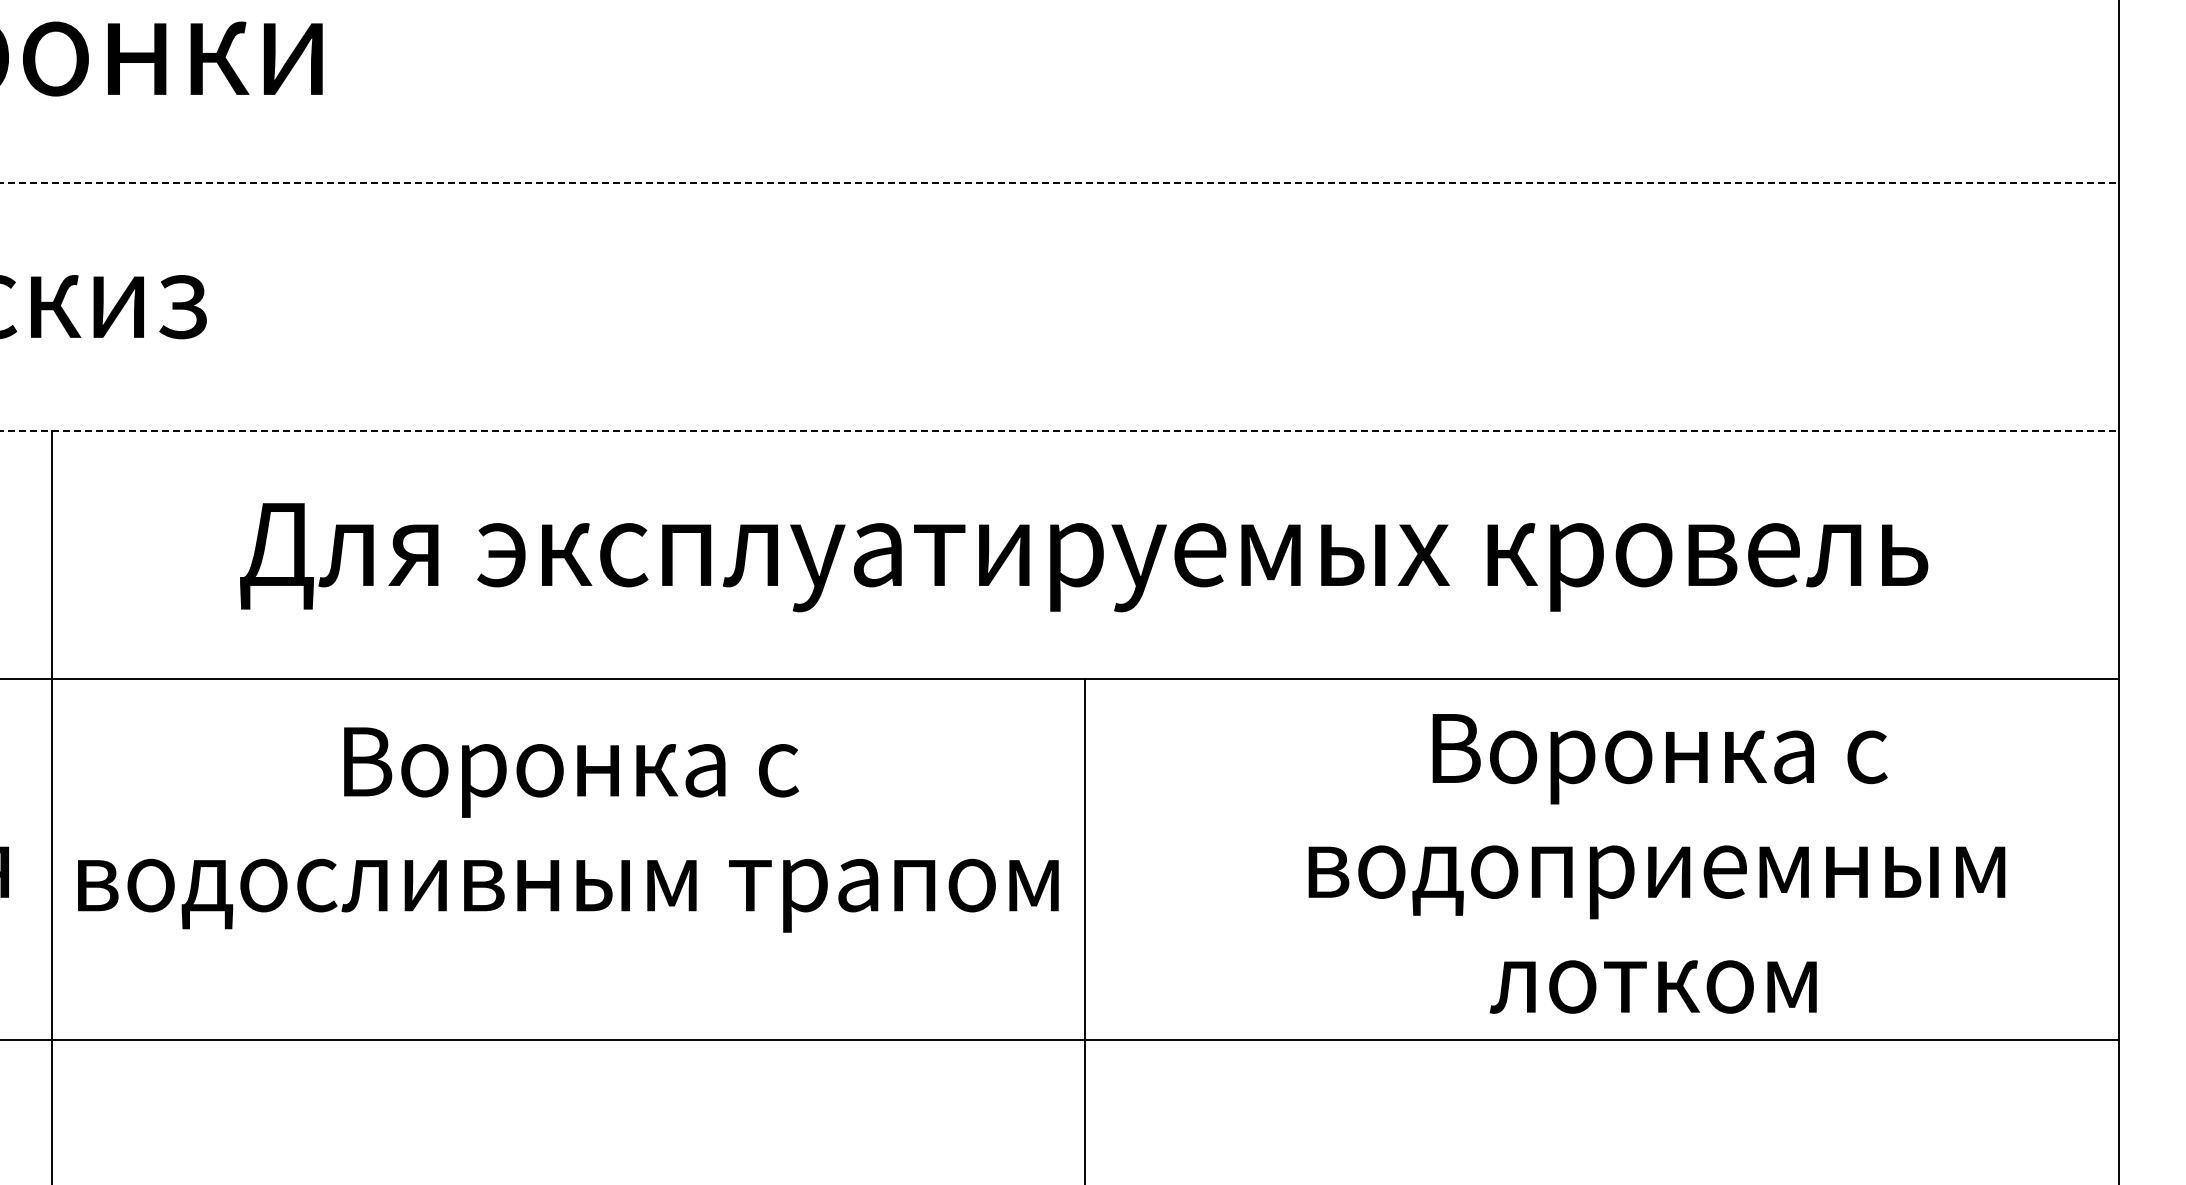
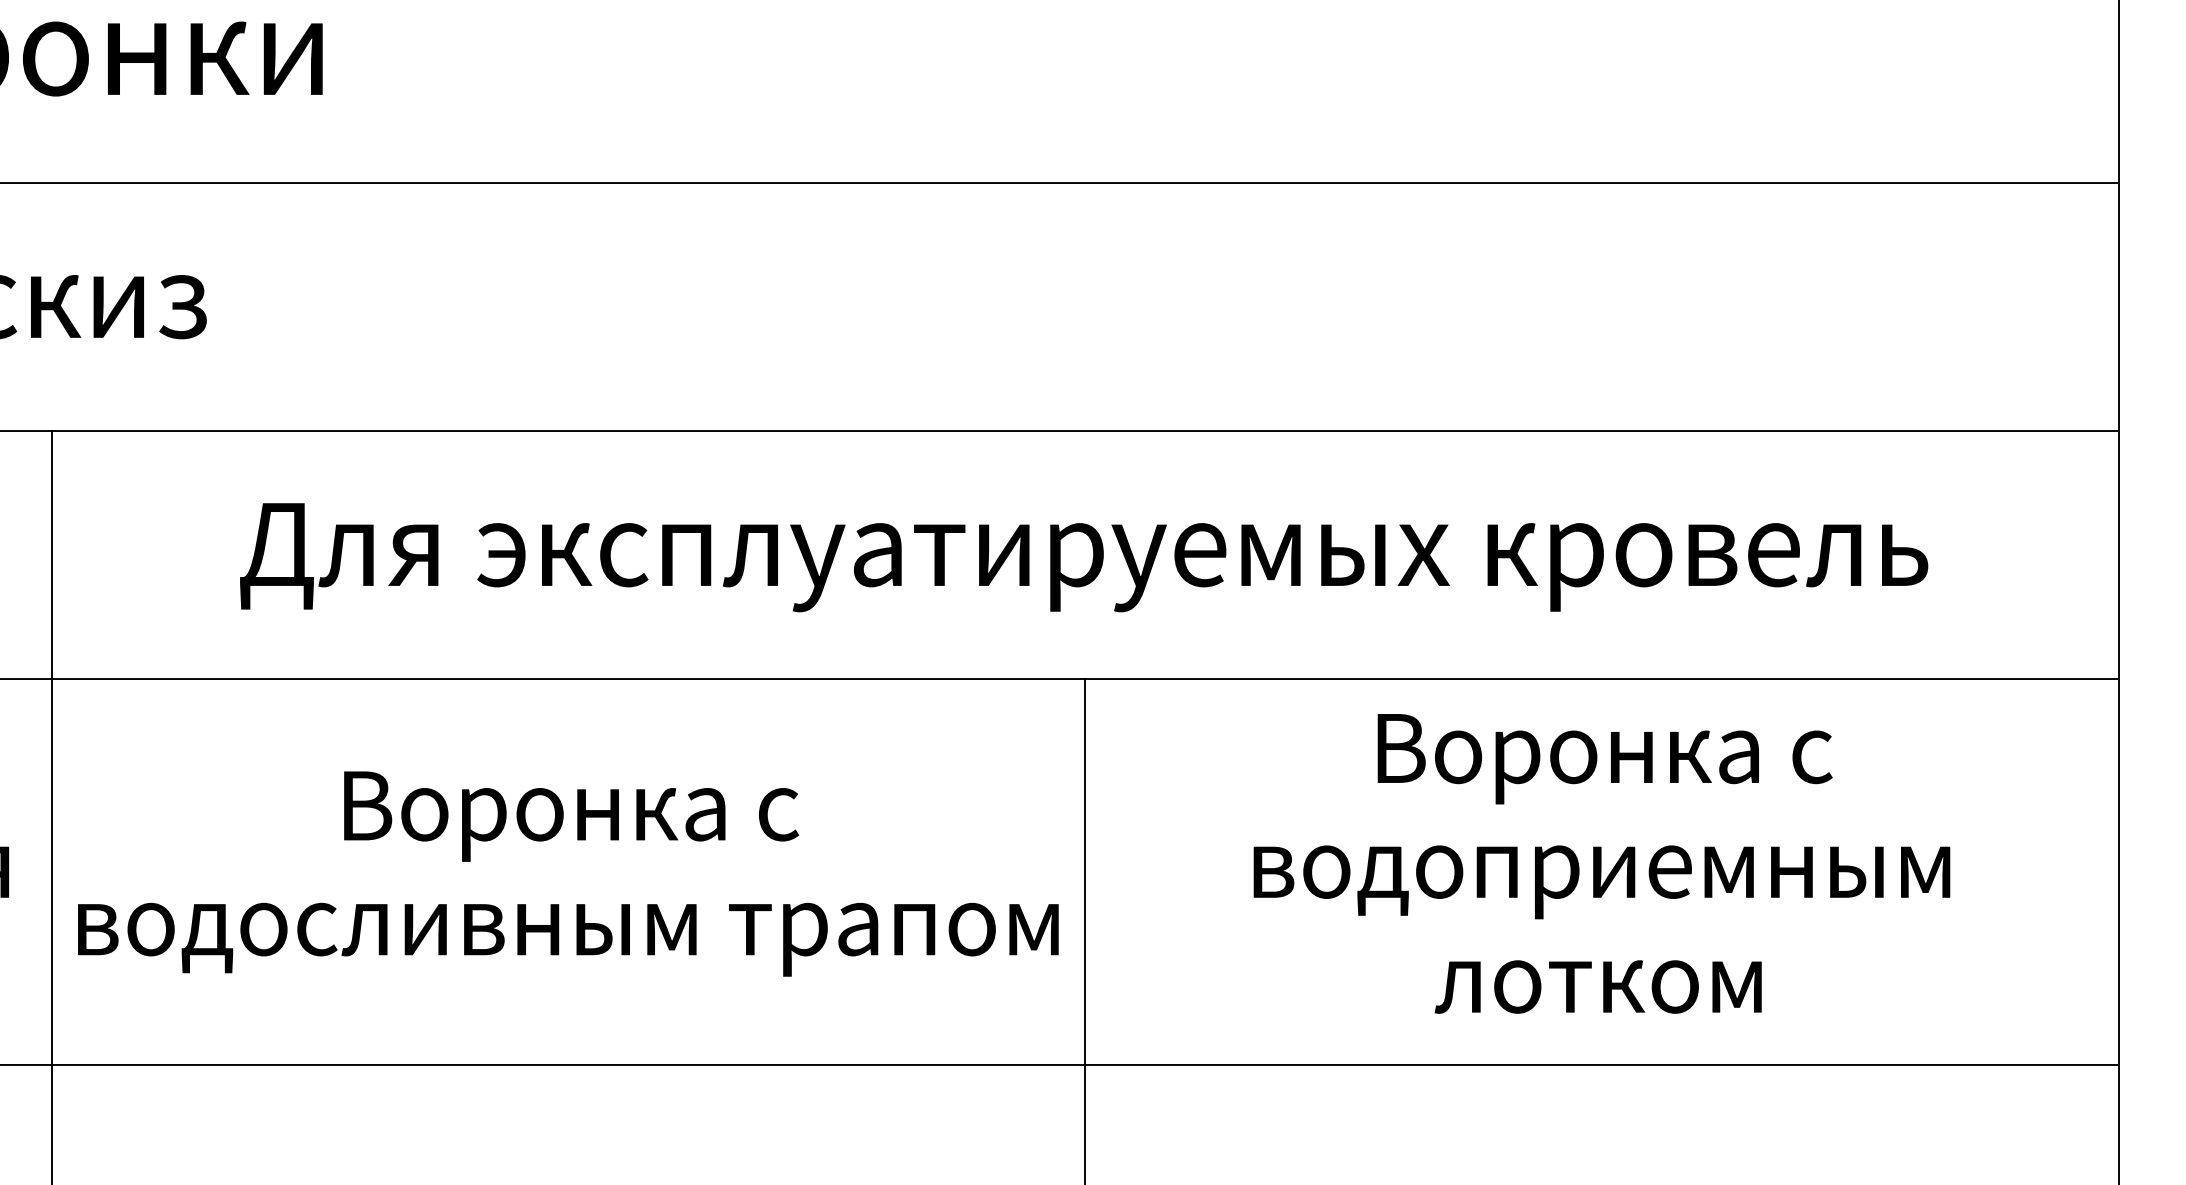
line: dashed -> solid (1059, 183)
line: dashed -> solid (1059, 431)
text position: (568, 829) -> (568, 873) (568, 873)
text position: (1656, 863) -> (1601, 863) (1601, 863)
line position: (1060, 1040) -> (1060, 1065) (1060, 1065)
